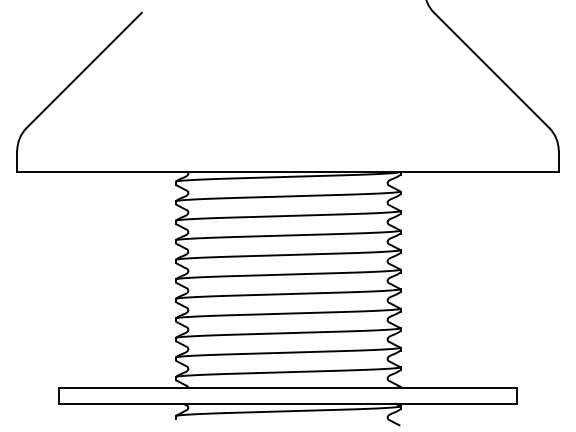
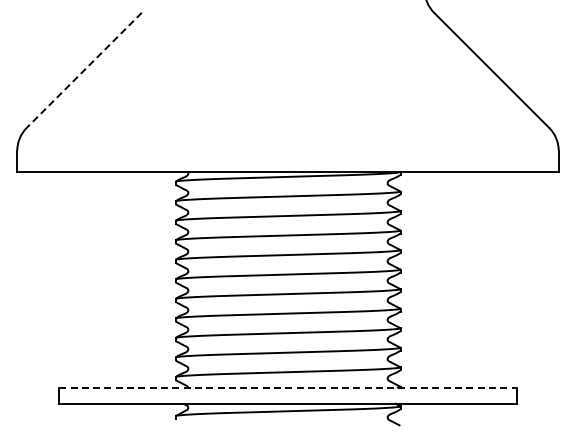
line: solid -> dashed (83, 70)
line: solid -> dashed (288, 387)
